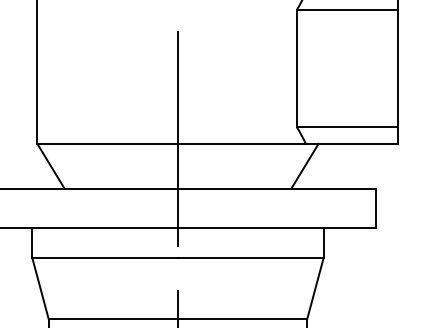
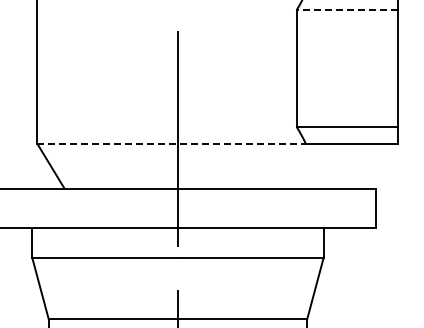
line: solid -> dashed (347, 10)
line: solid -> dashed (172, 143)
line: present -> none (304, 165)
